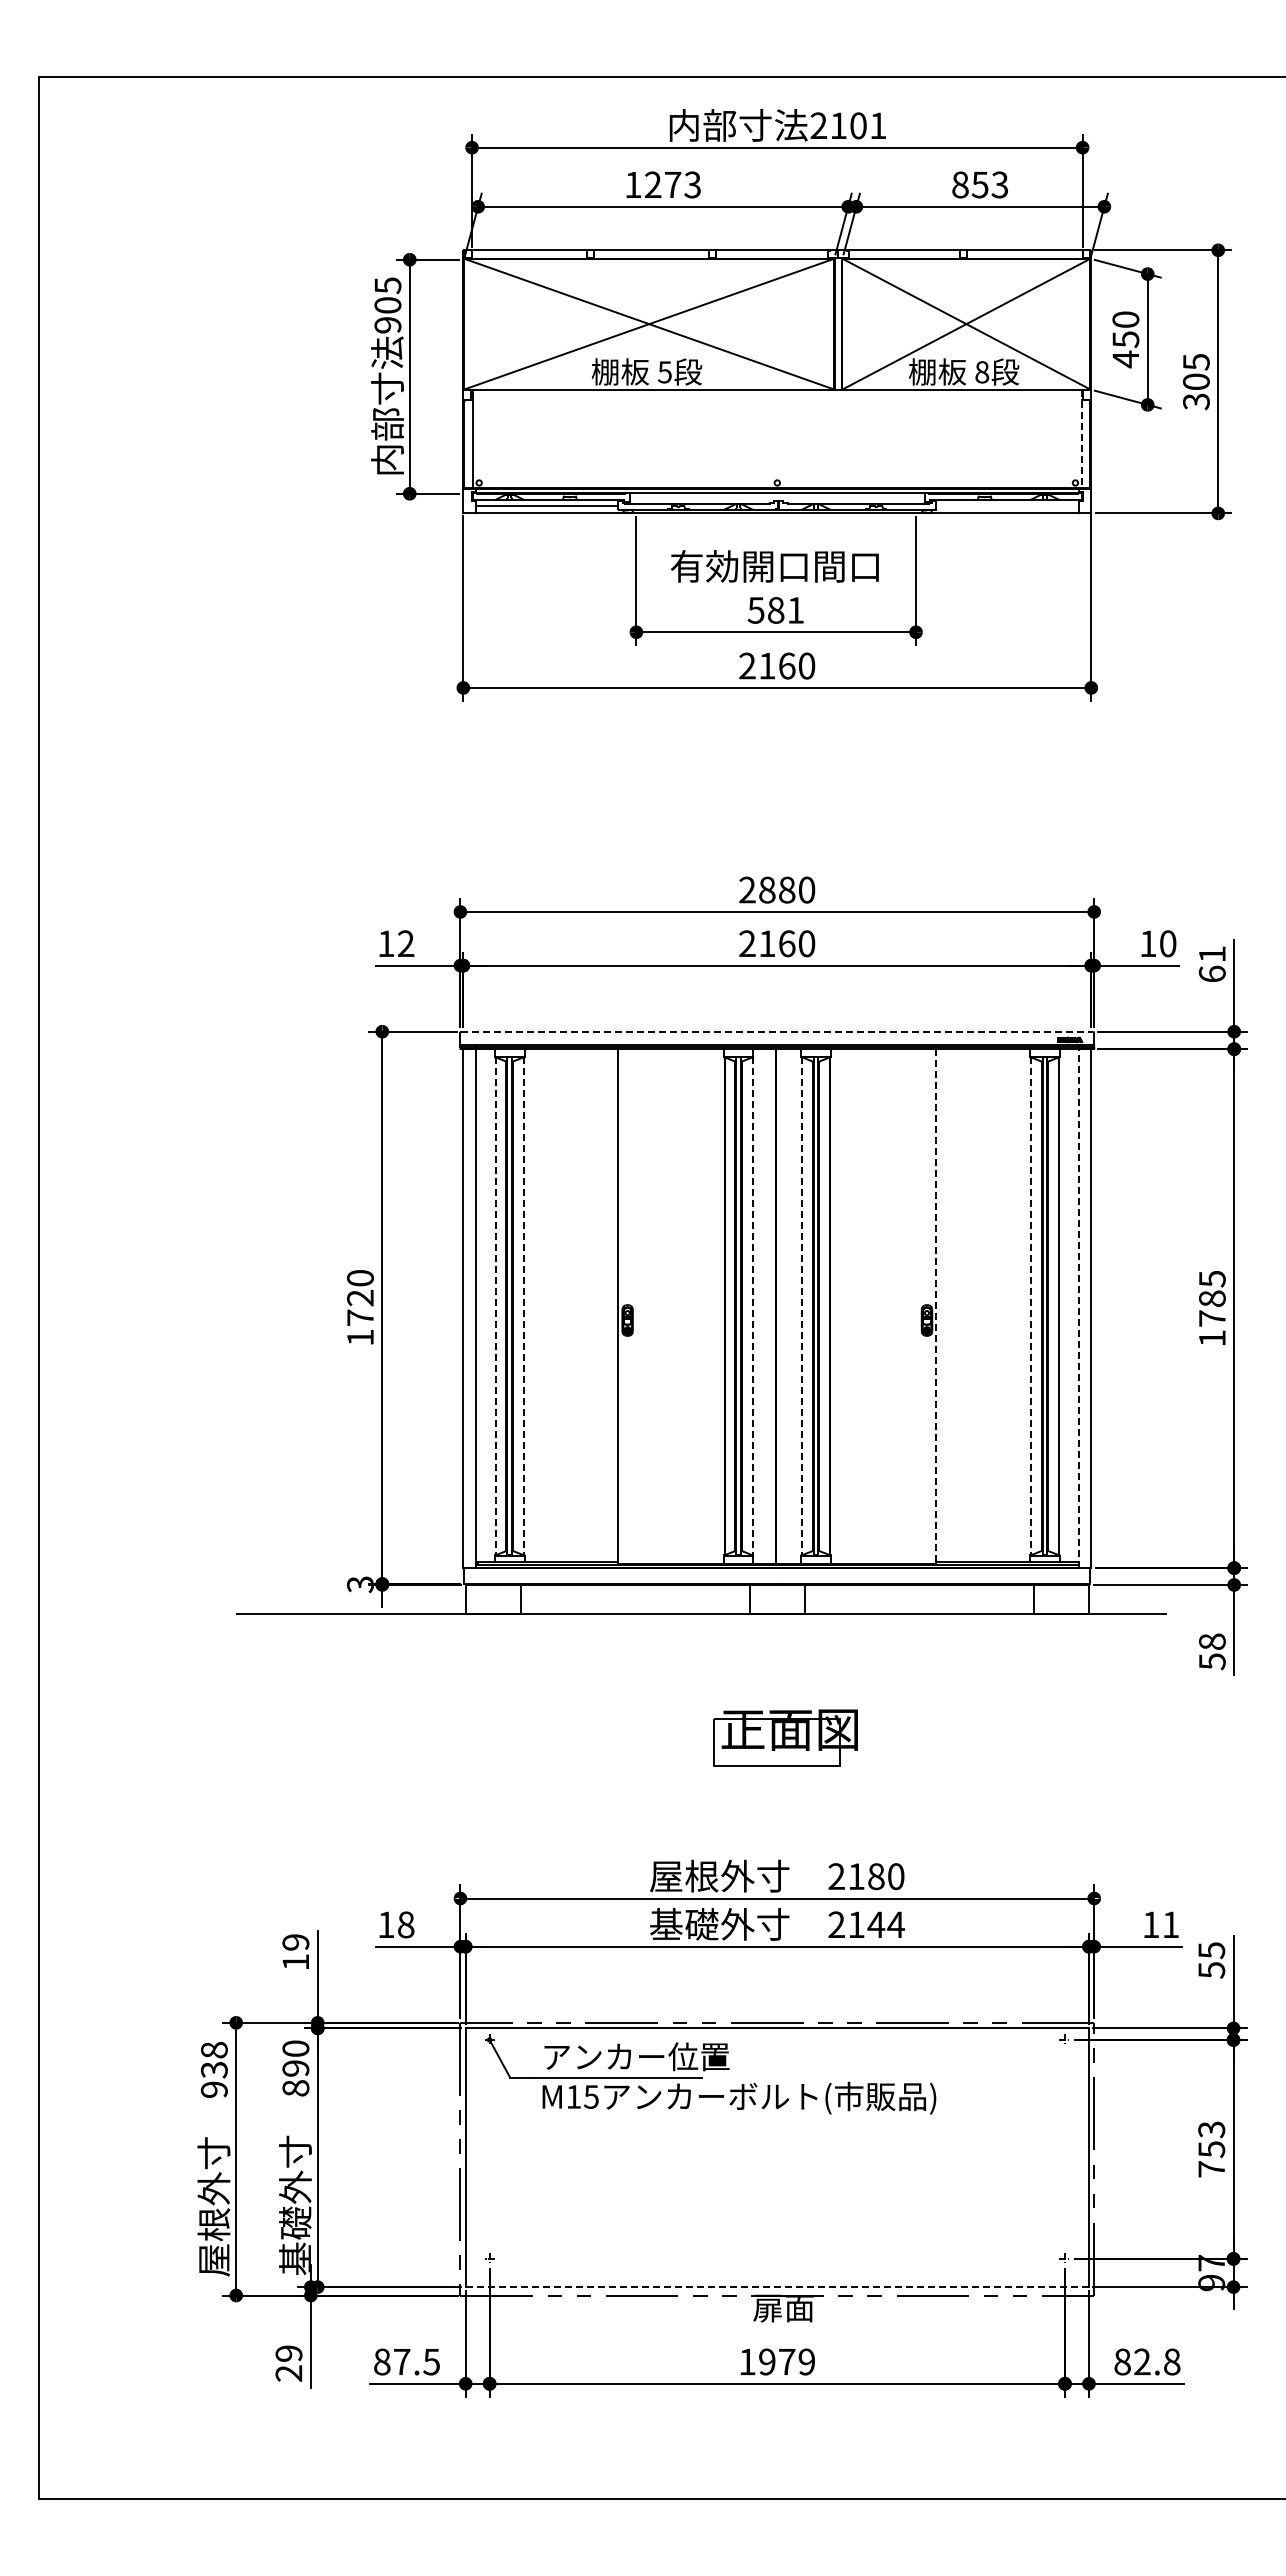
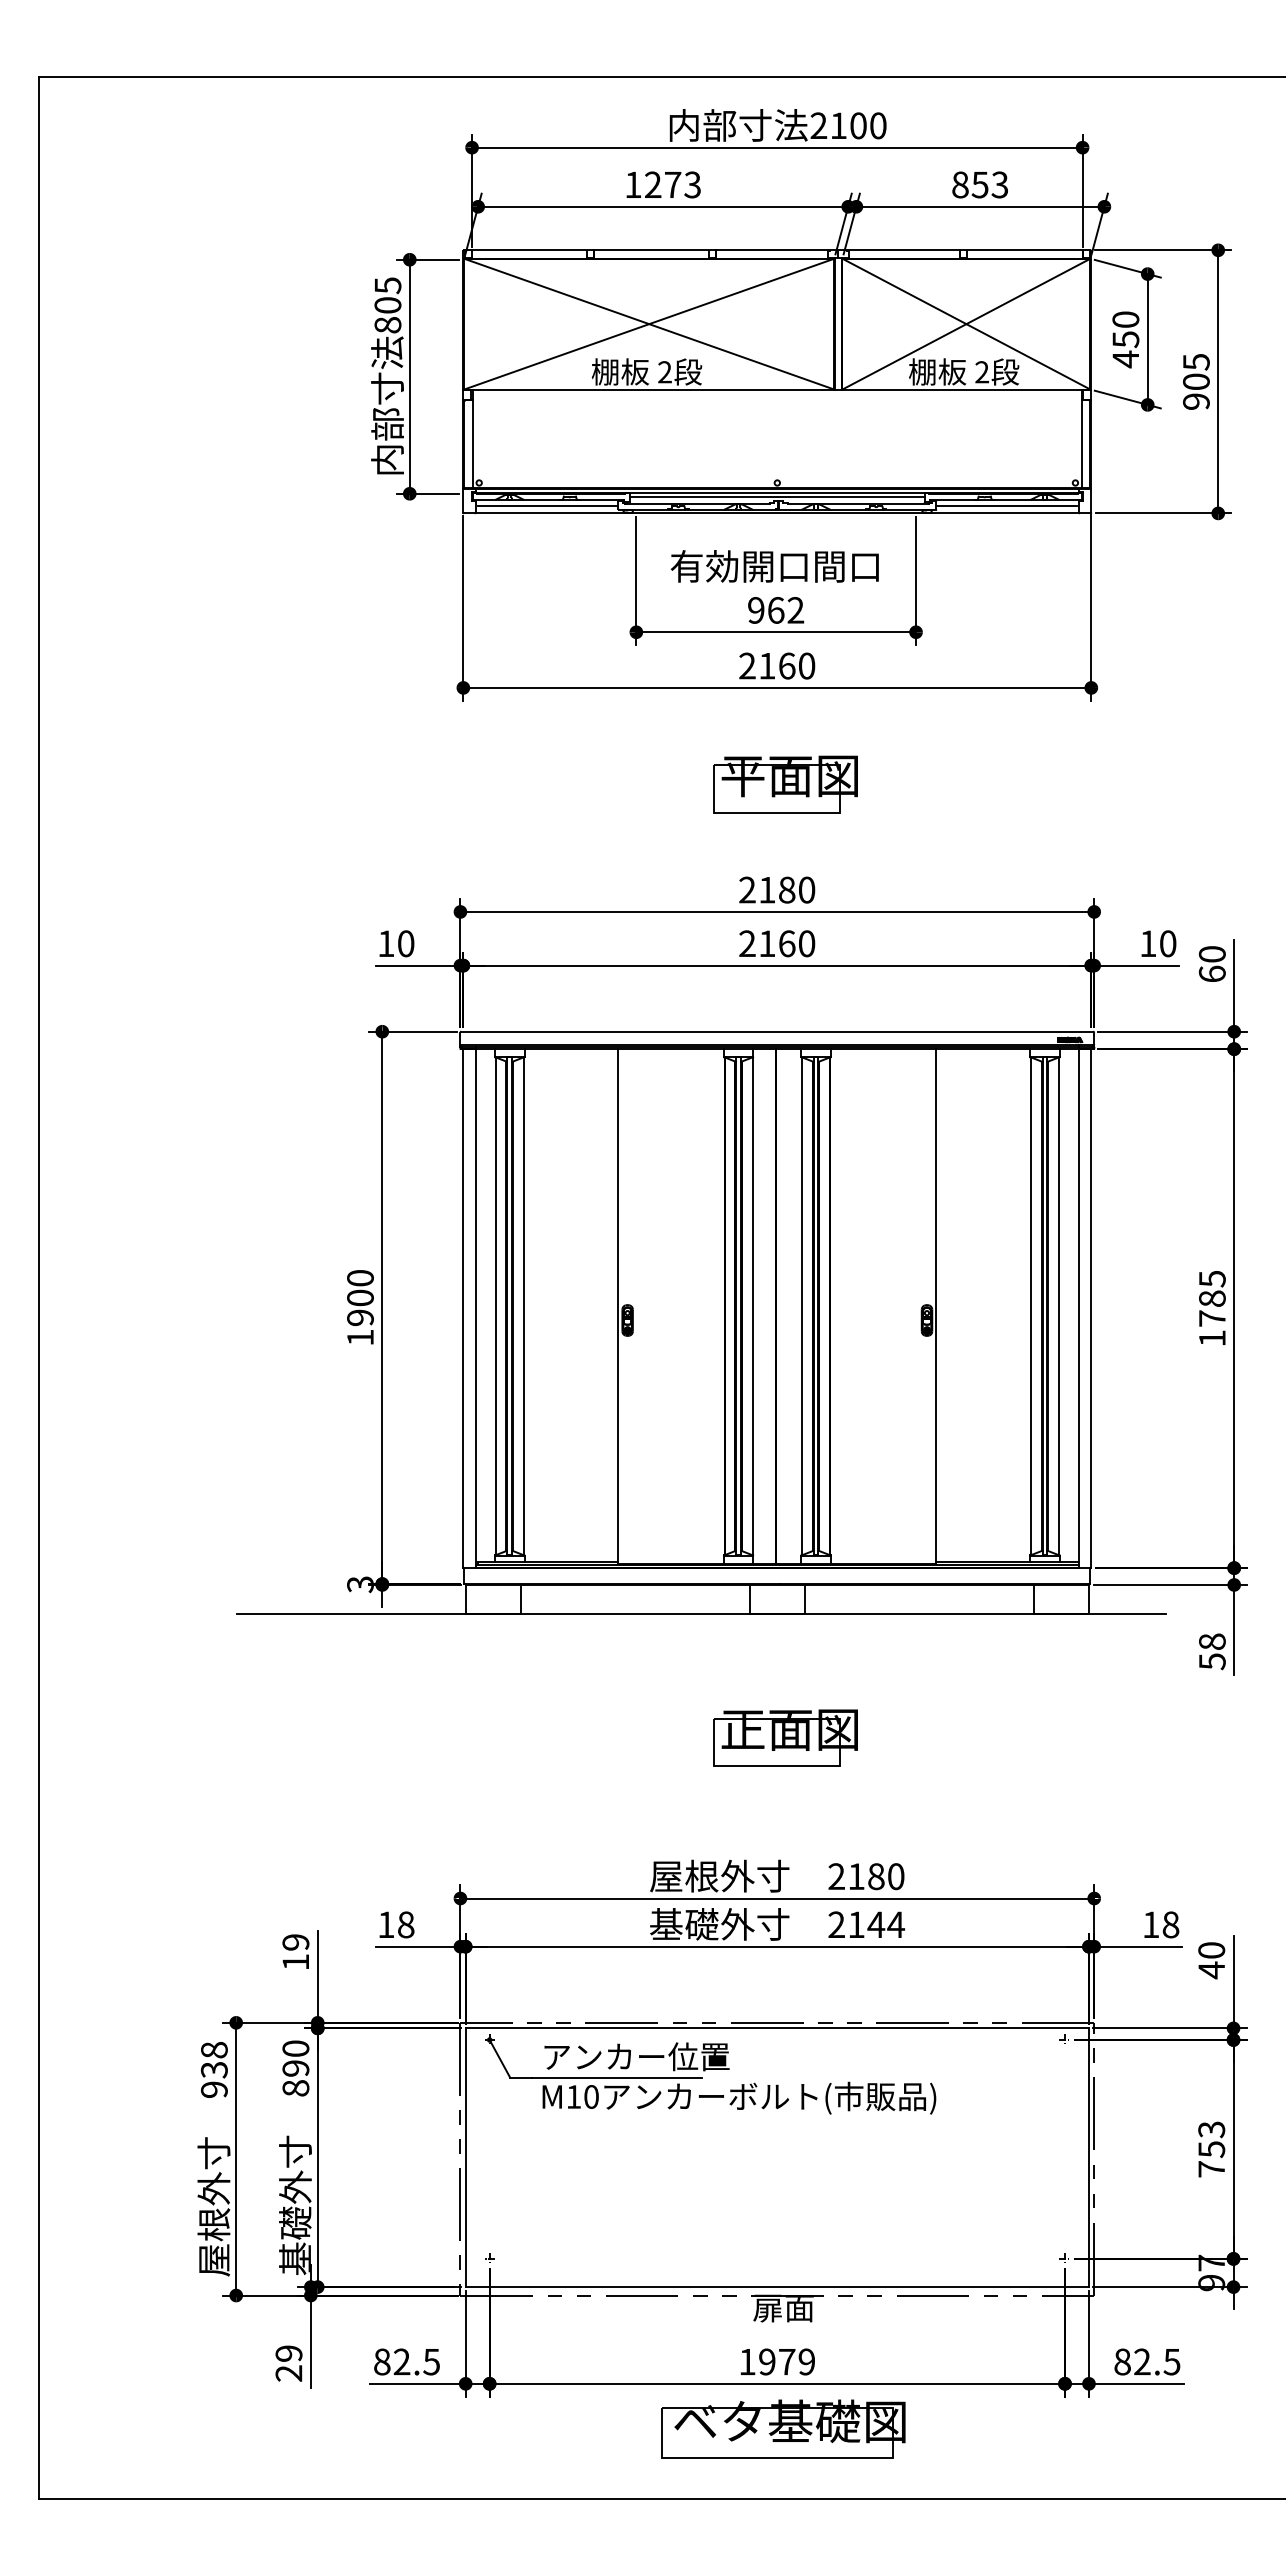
text: 2101 -> 2100 (878, 125)
text: 905 -> 805 (387, 325)
text: 5 -> 2 (664, 372)
text: 8 -> 2 (982, 372)
text: 305 -> 905 (1196, 401)
line: dashed -> solid (1082, 439)
line: none -> present (777, 496)
line: none -> present (1006, 506)
text: 581 -> 962 (775, 610)
part: none -> present (785, 784)
text: 2880 -> 2180 (767, 889)
text: 12 -> 10 (405, 943)
text: 61 -> 60 (1211, 954)
line: dashed -> solid (777, 1031)
line: dashed -> solid (495, 1306)
line: dashed -> solid (523, 1306)
line: dashed -> solid (752, 1306)
line: dashed -> solid (802, 1306)
line: dashed -> solid (936, 1306)
line: dashed -> solid (1030, 1306)
text: 1720 -> 1900 (360, 1307)
line: dashed -> solid (1079, 1308)
text: 11 -> 18 (1170, 1924)
text: 55 -> 40 (1211, 1960)
text: M15 -> M10 (591, 2096)
line: dashed -> solid (777, 2287)
text: 87.5 -> 82.5 (401, 2361)
text: 82.8 -> 82.5 (1171, 2361)
part: none -> present (783, 2428)
